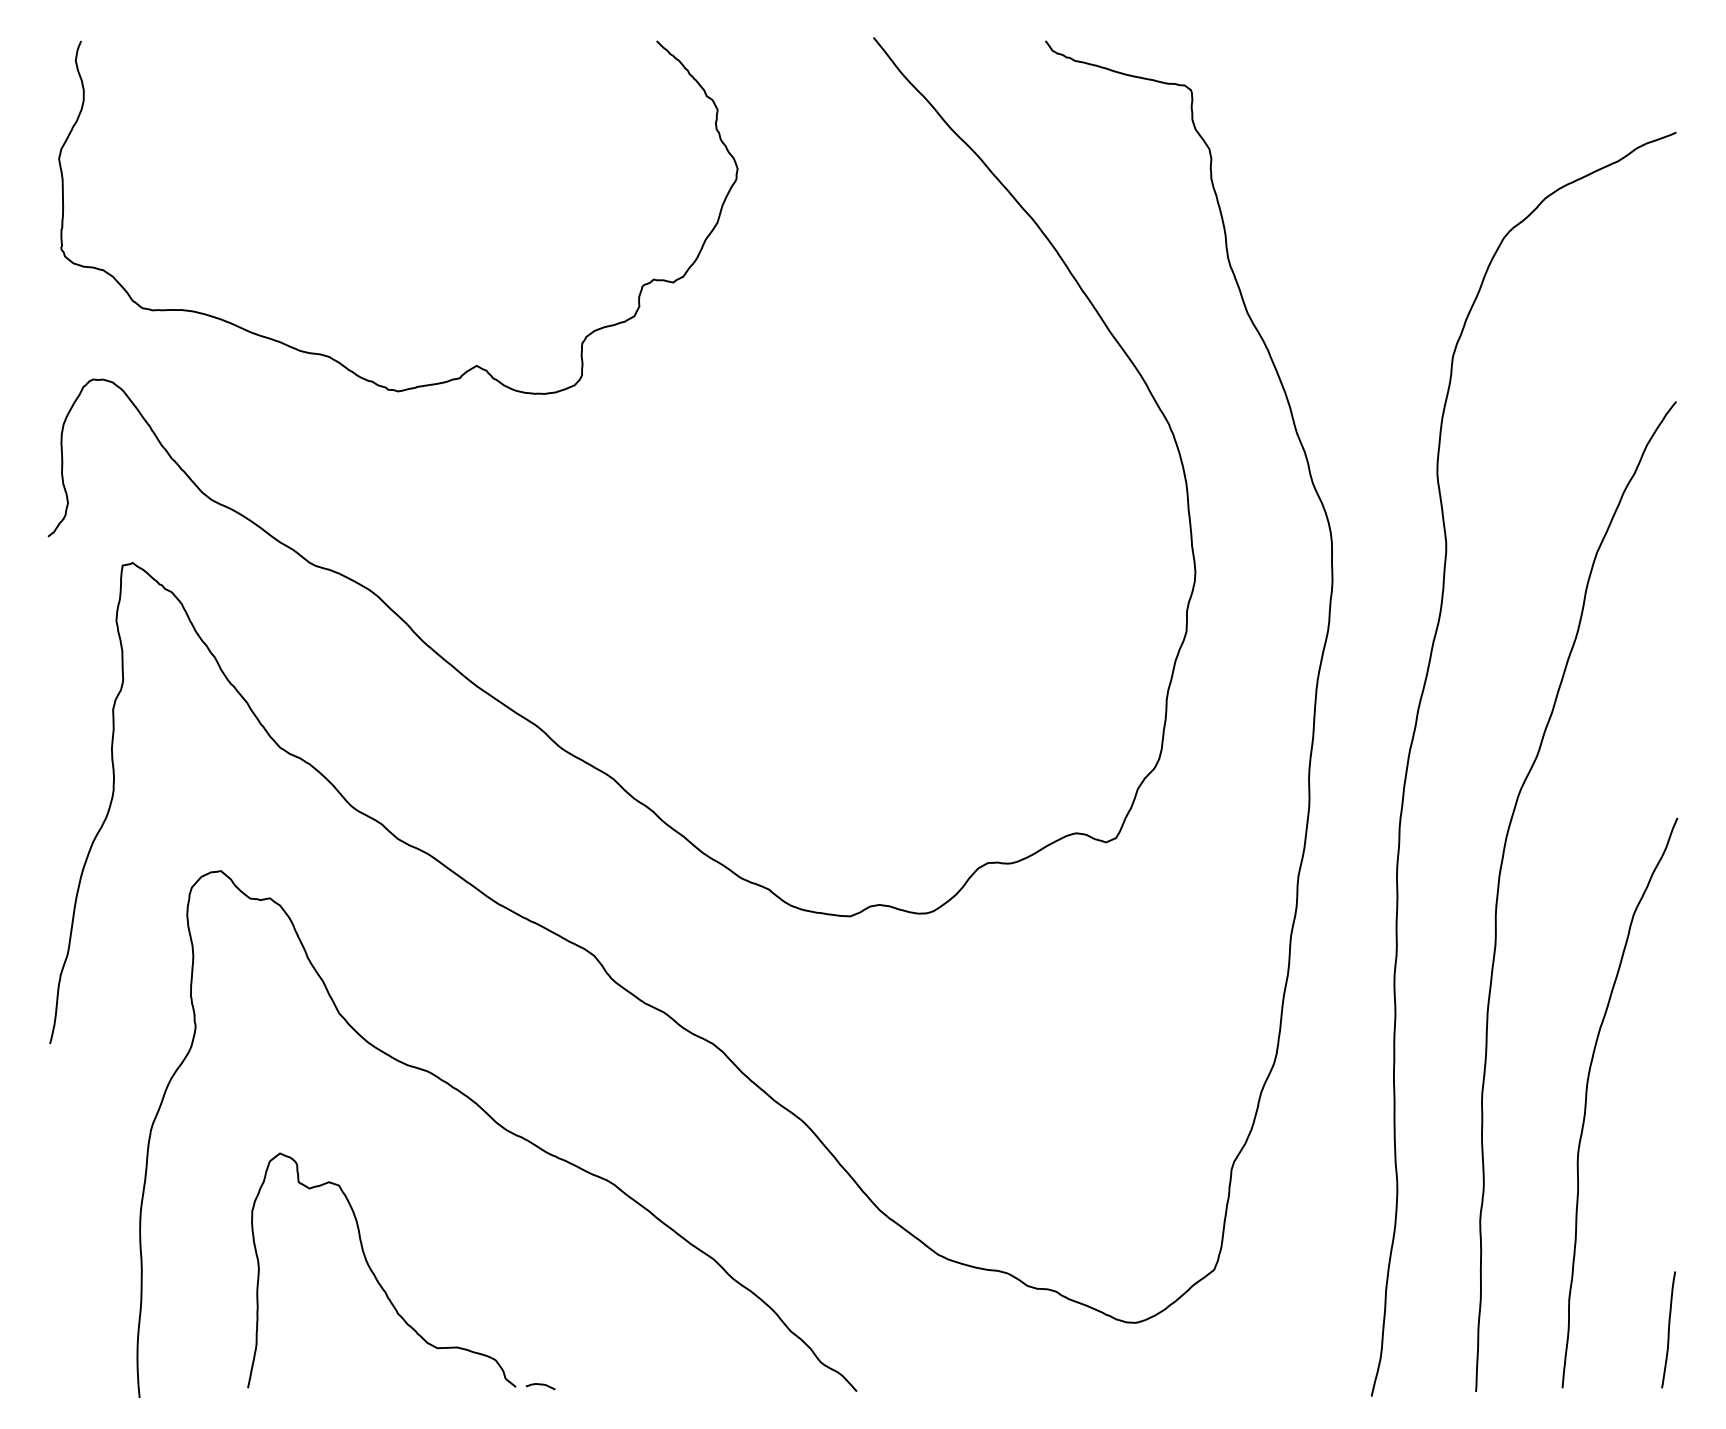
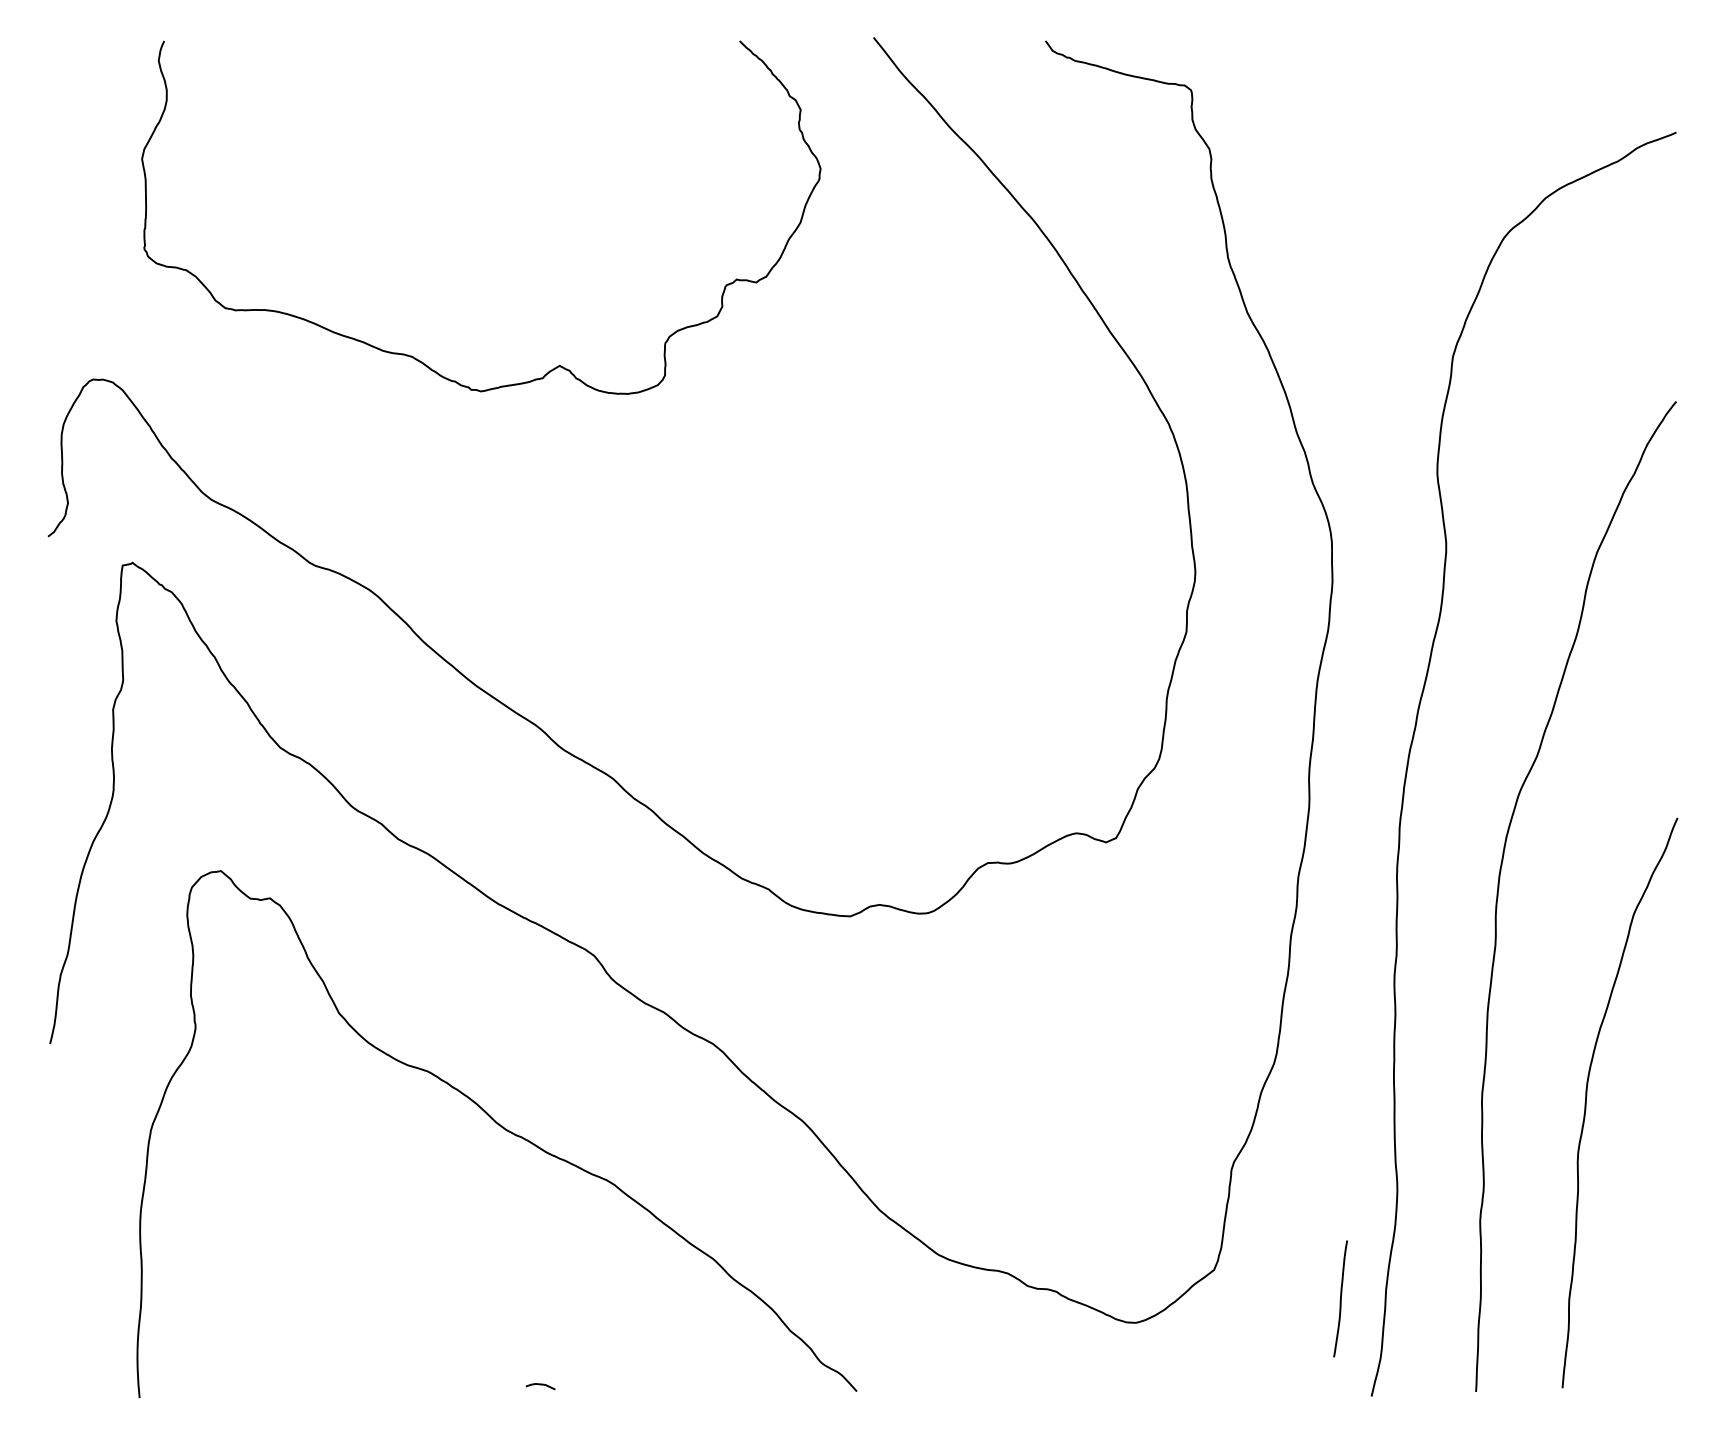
curve position: (328, 355) -> (411, 355) (411, 355)
curve: present -> none (375, 1274)
curve position: (1668, 1329) -> (1340, 1298) (1340, 1298)
